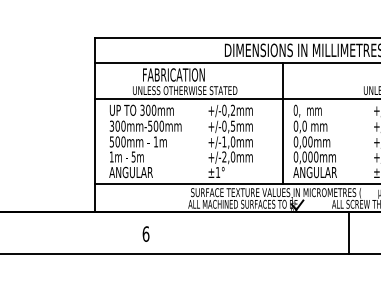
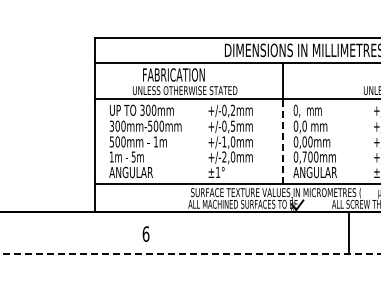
line: solid -> dashed (282, 140)
text: 0,000mm -> 0,700mm (304, 156)
line: solid -> dashed (190, 253)
